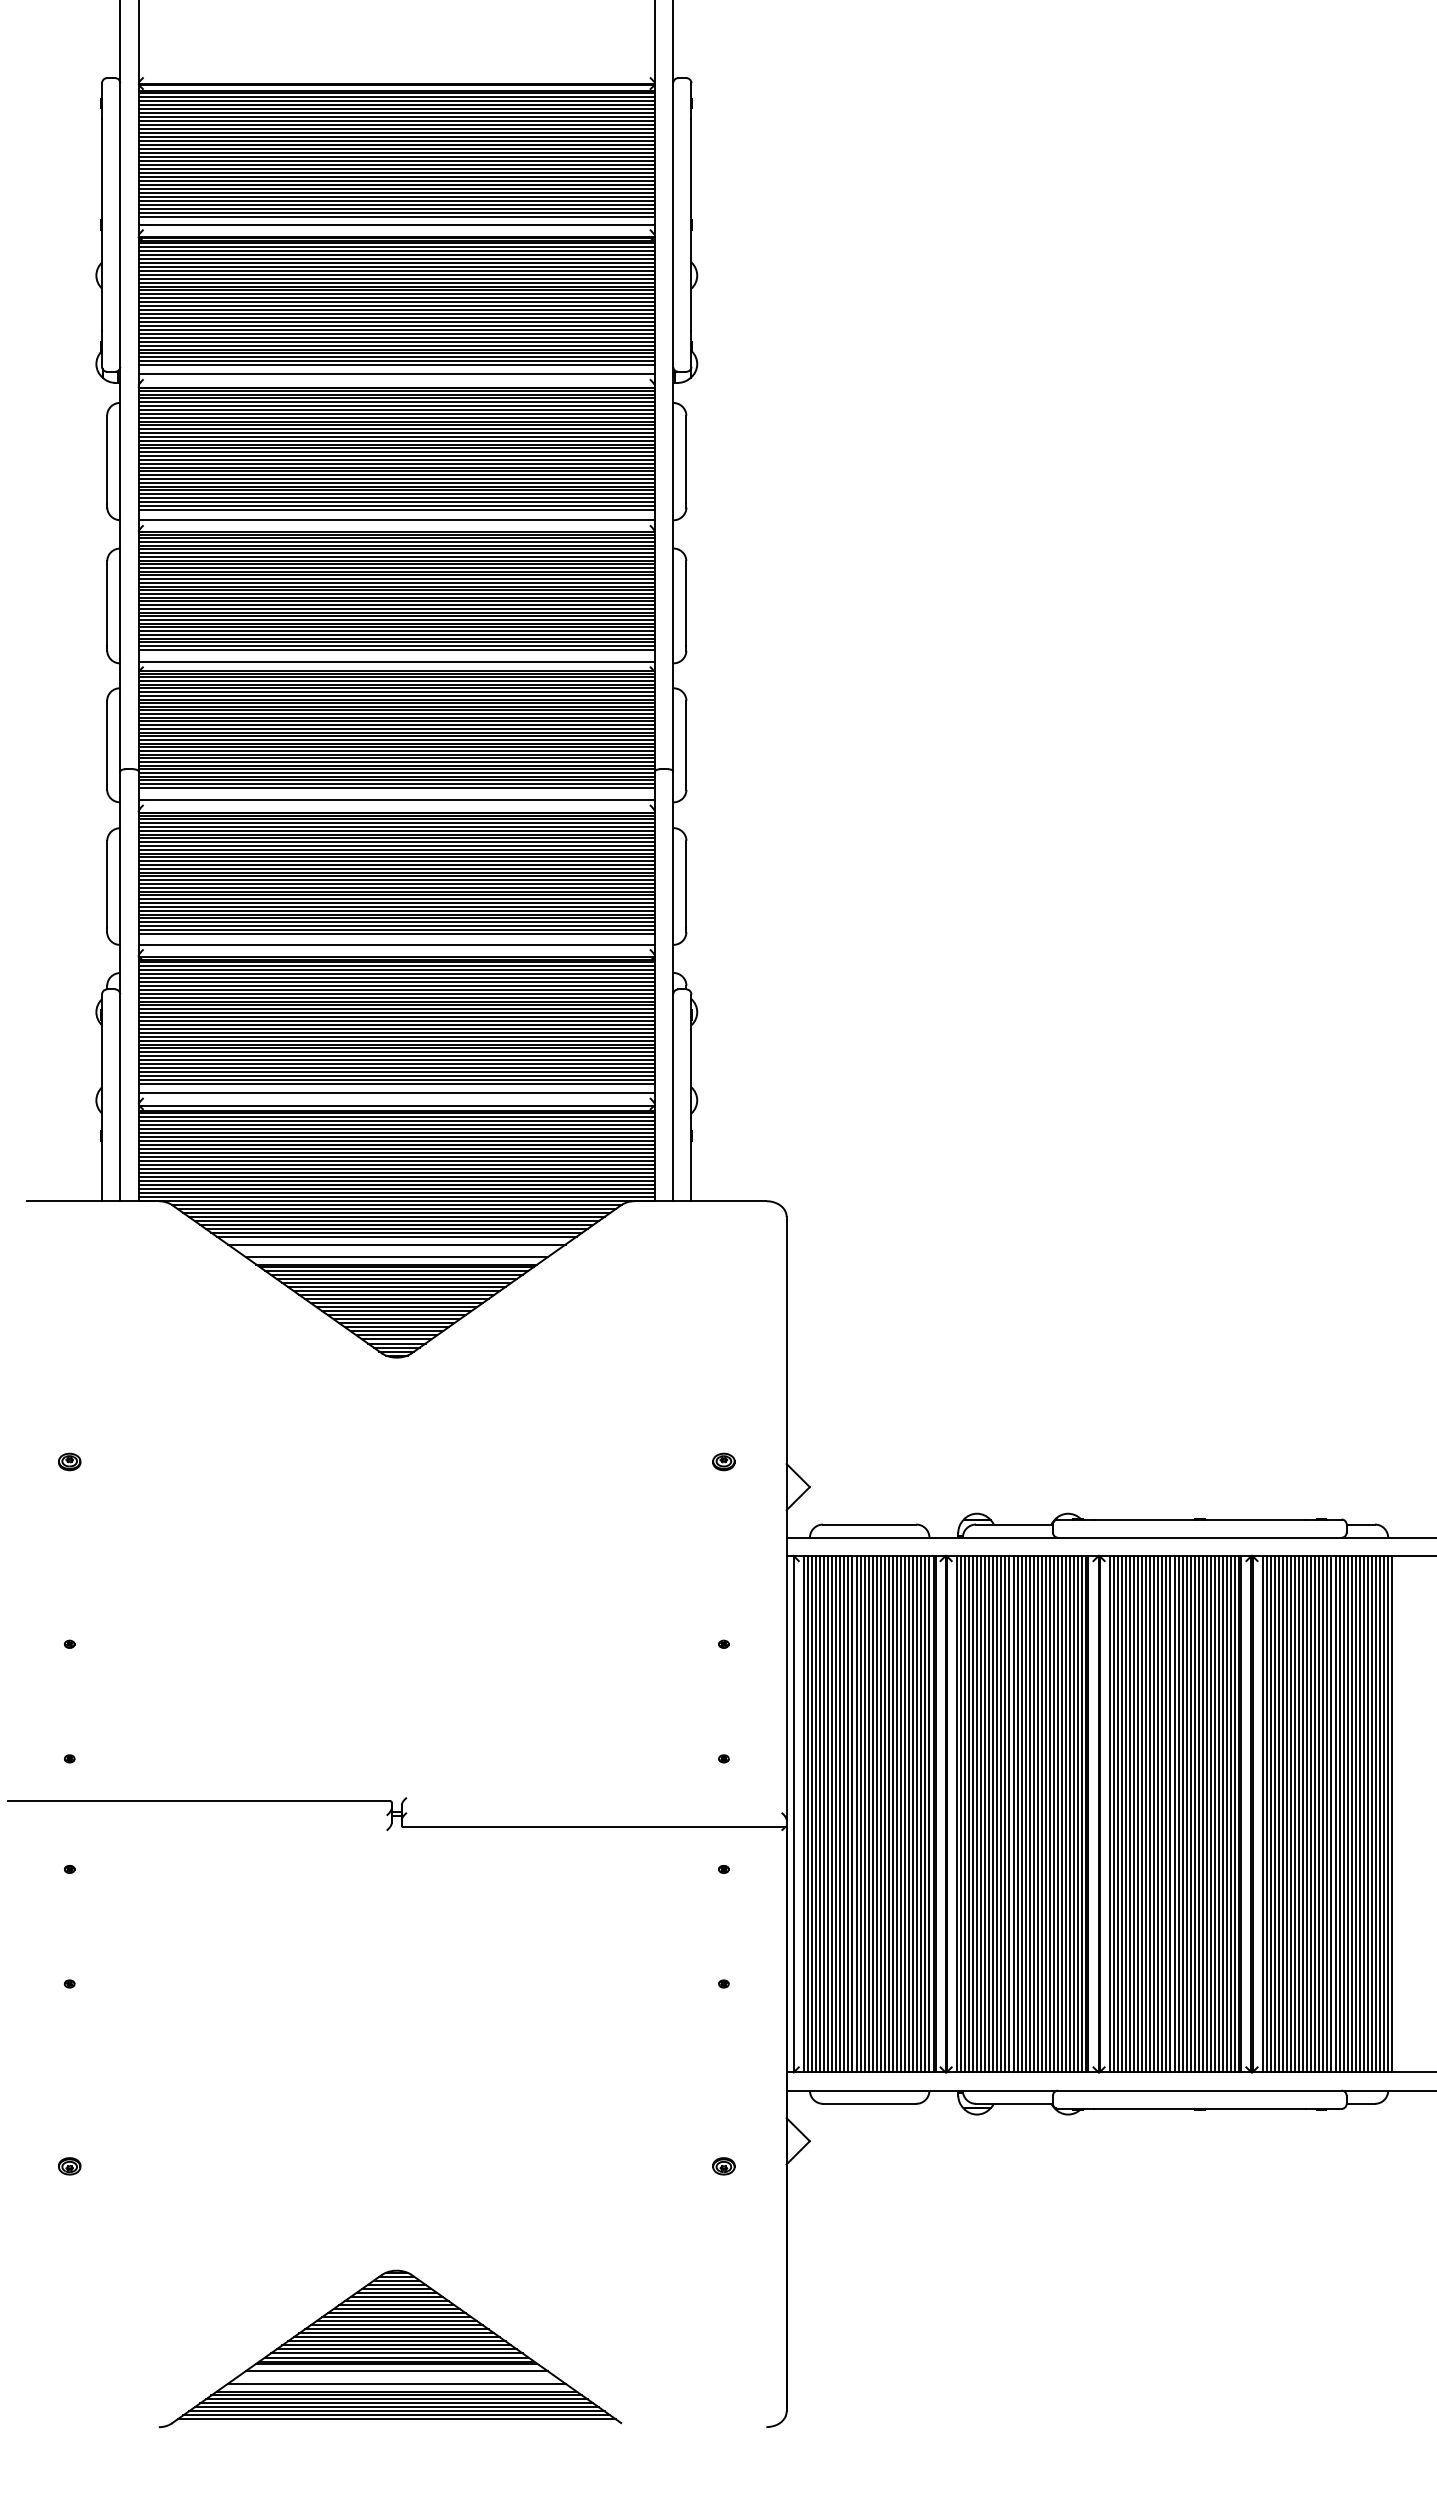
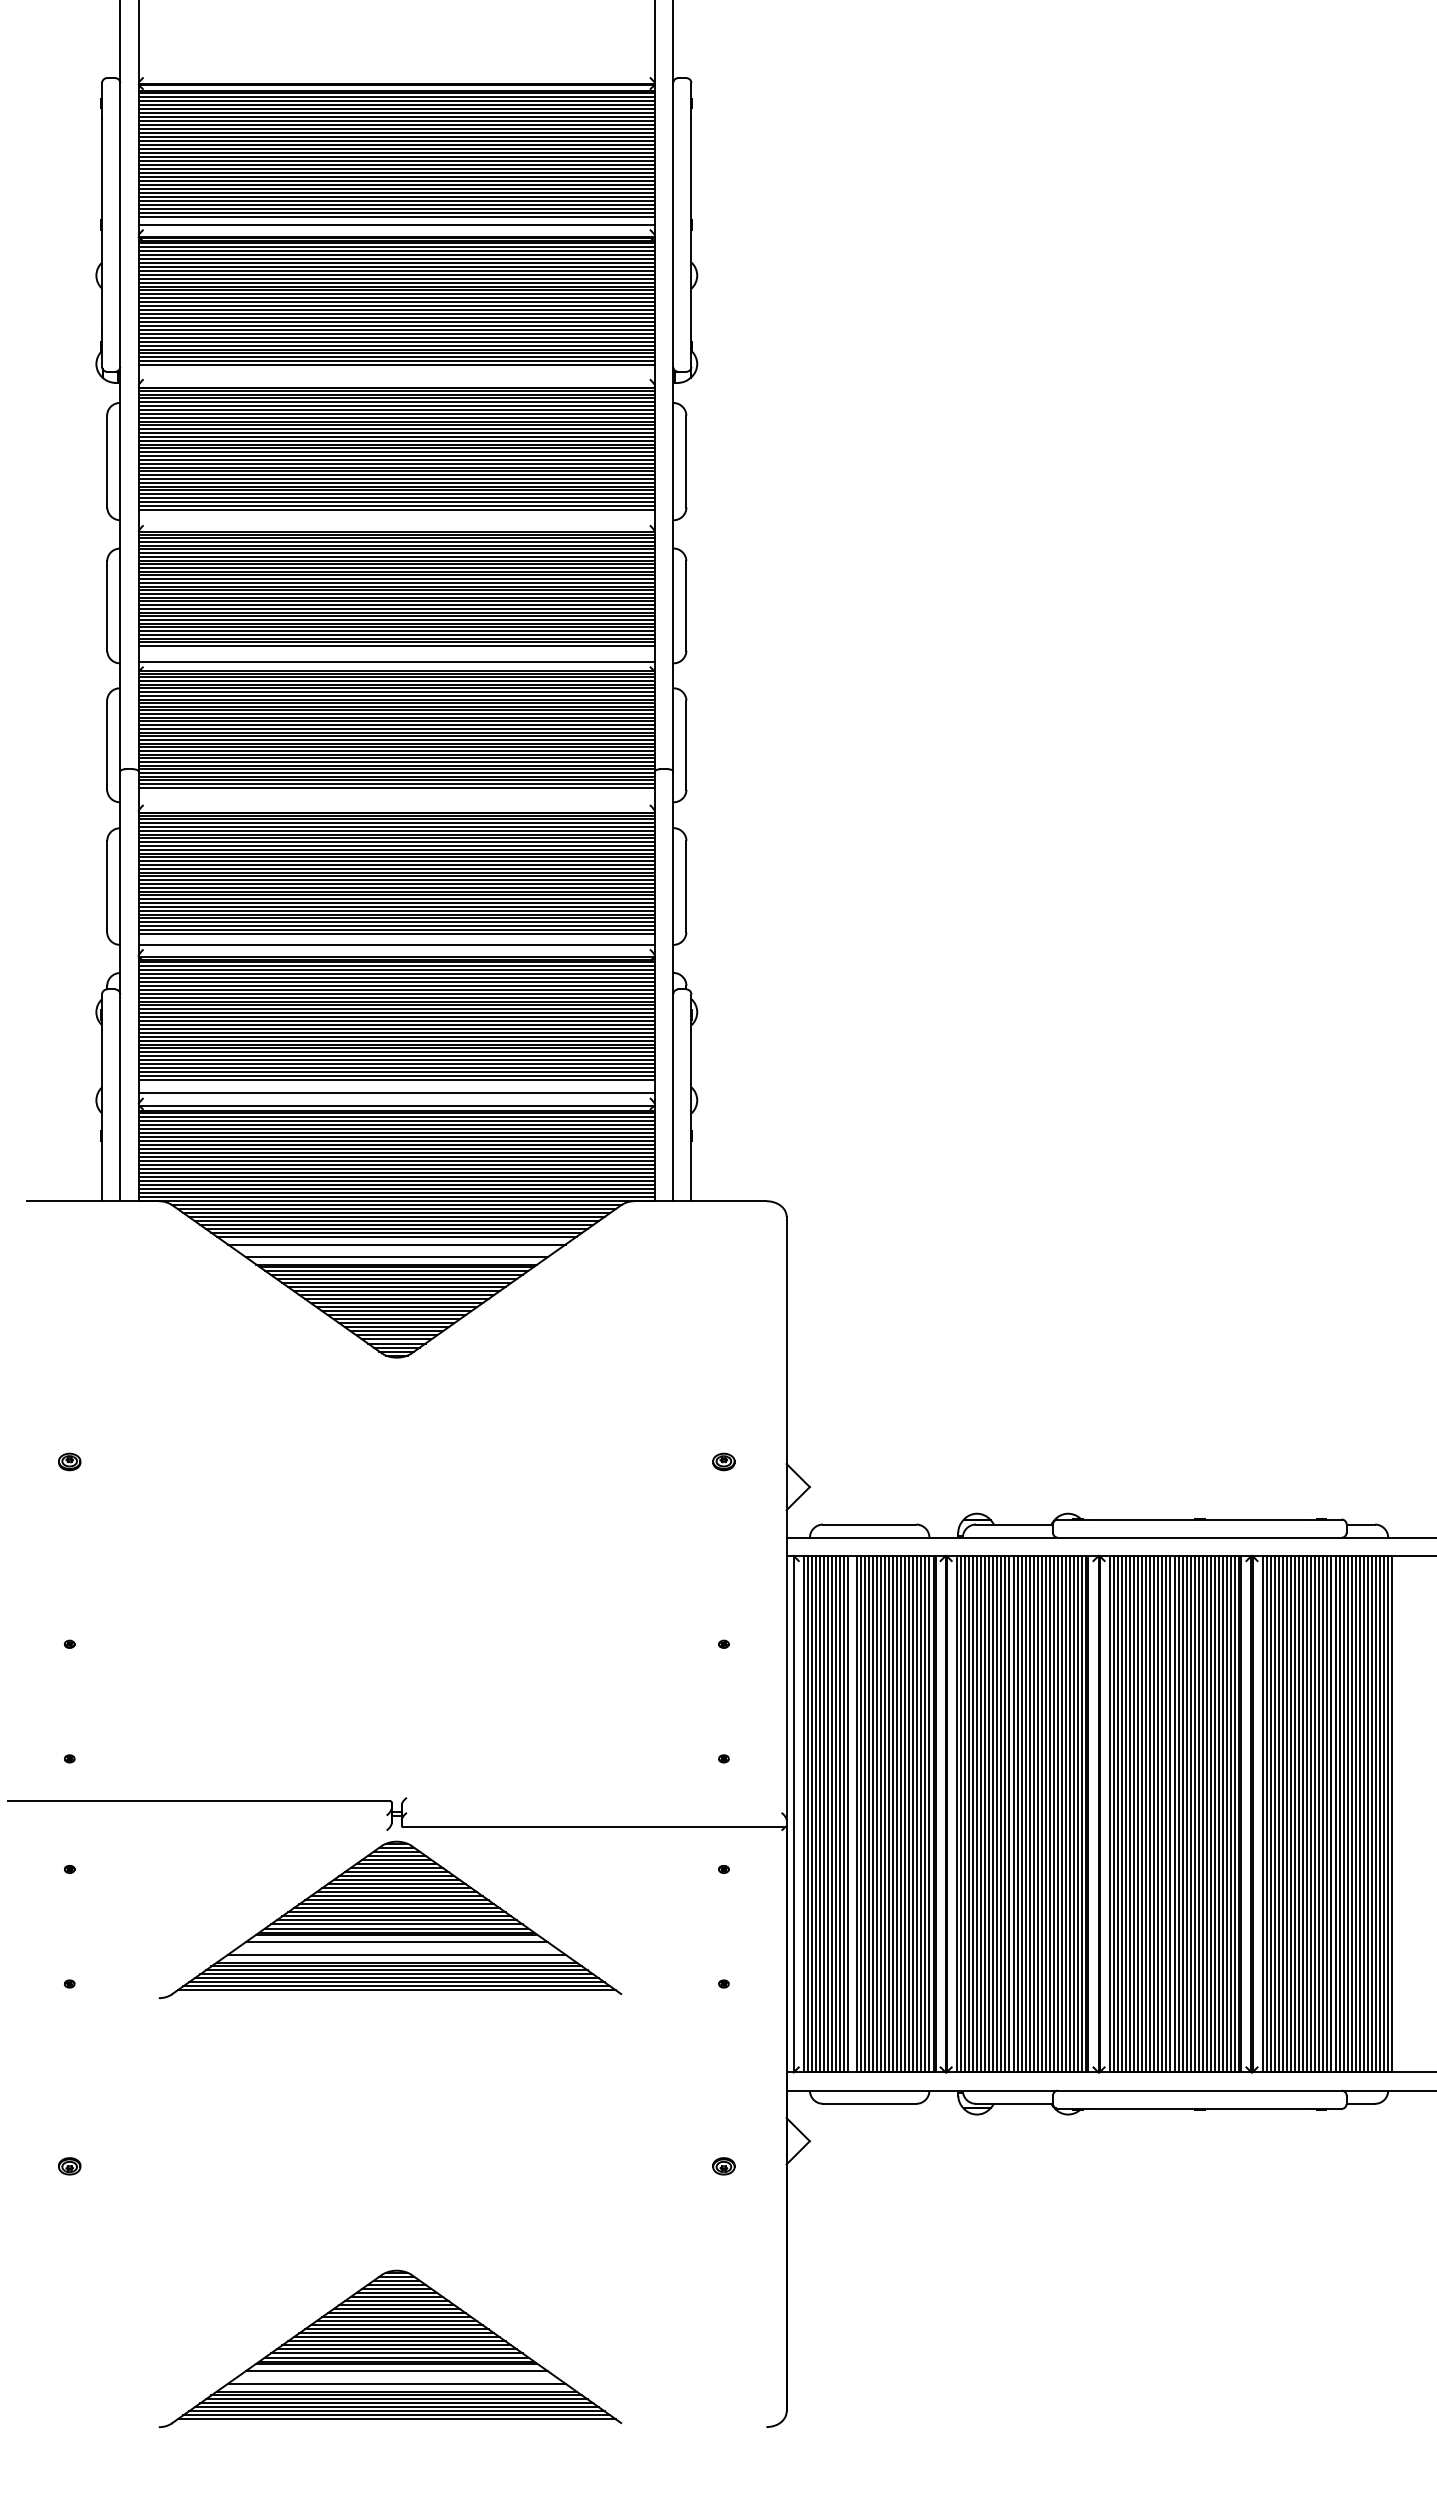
line: present -> none (396, 374)
line: present -> none (396, 520)
line: present -> none (396, 649)
line: present -> none (396, 800)
line: present -> none (396, 1083)
line: present -> none (852, 1813)
part: none -> present (390, 1919)
